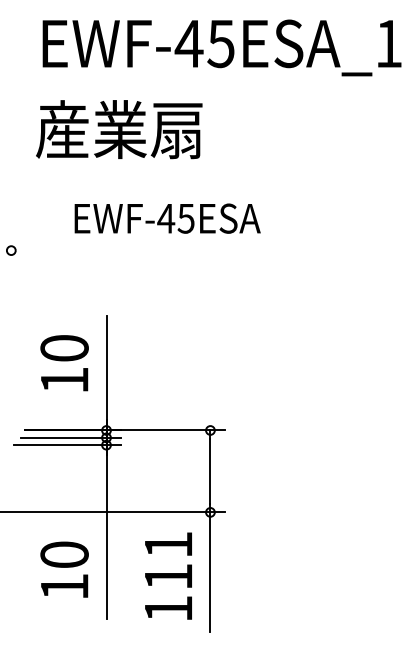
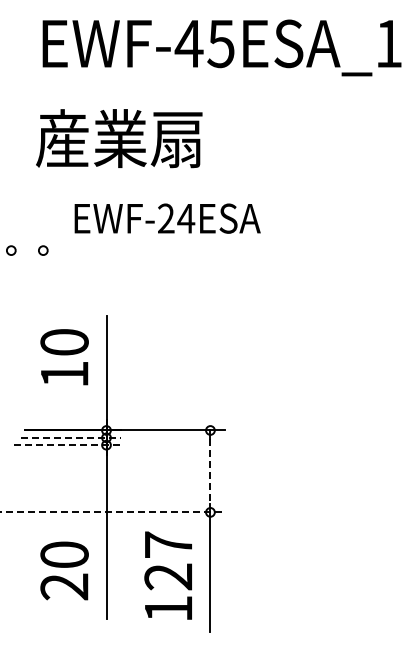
text position: (119, 129) -> (119, 138) (119, 138)
text: EWF-45ESA -> EWF-24ESA (176, 218)
circle: none -> present (43, 250)
text position: (64, 363) -> (64, 357) (64, 357)
line: solid -> dashed (71, 437)
line: solid -> dashed (67, 445)
line: solid -> dashed (210, 471)
line: solid -> dashed (113, 512)
text: 111 -> 127 (167, 560)
text: 10 -> 20 (64, 586)
